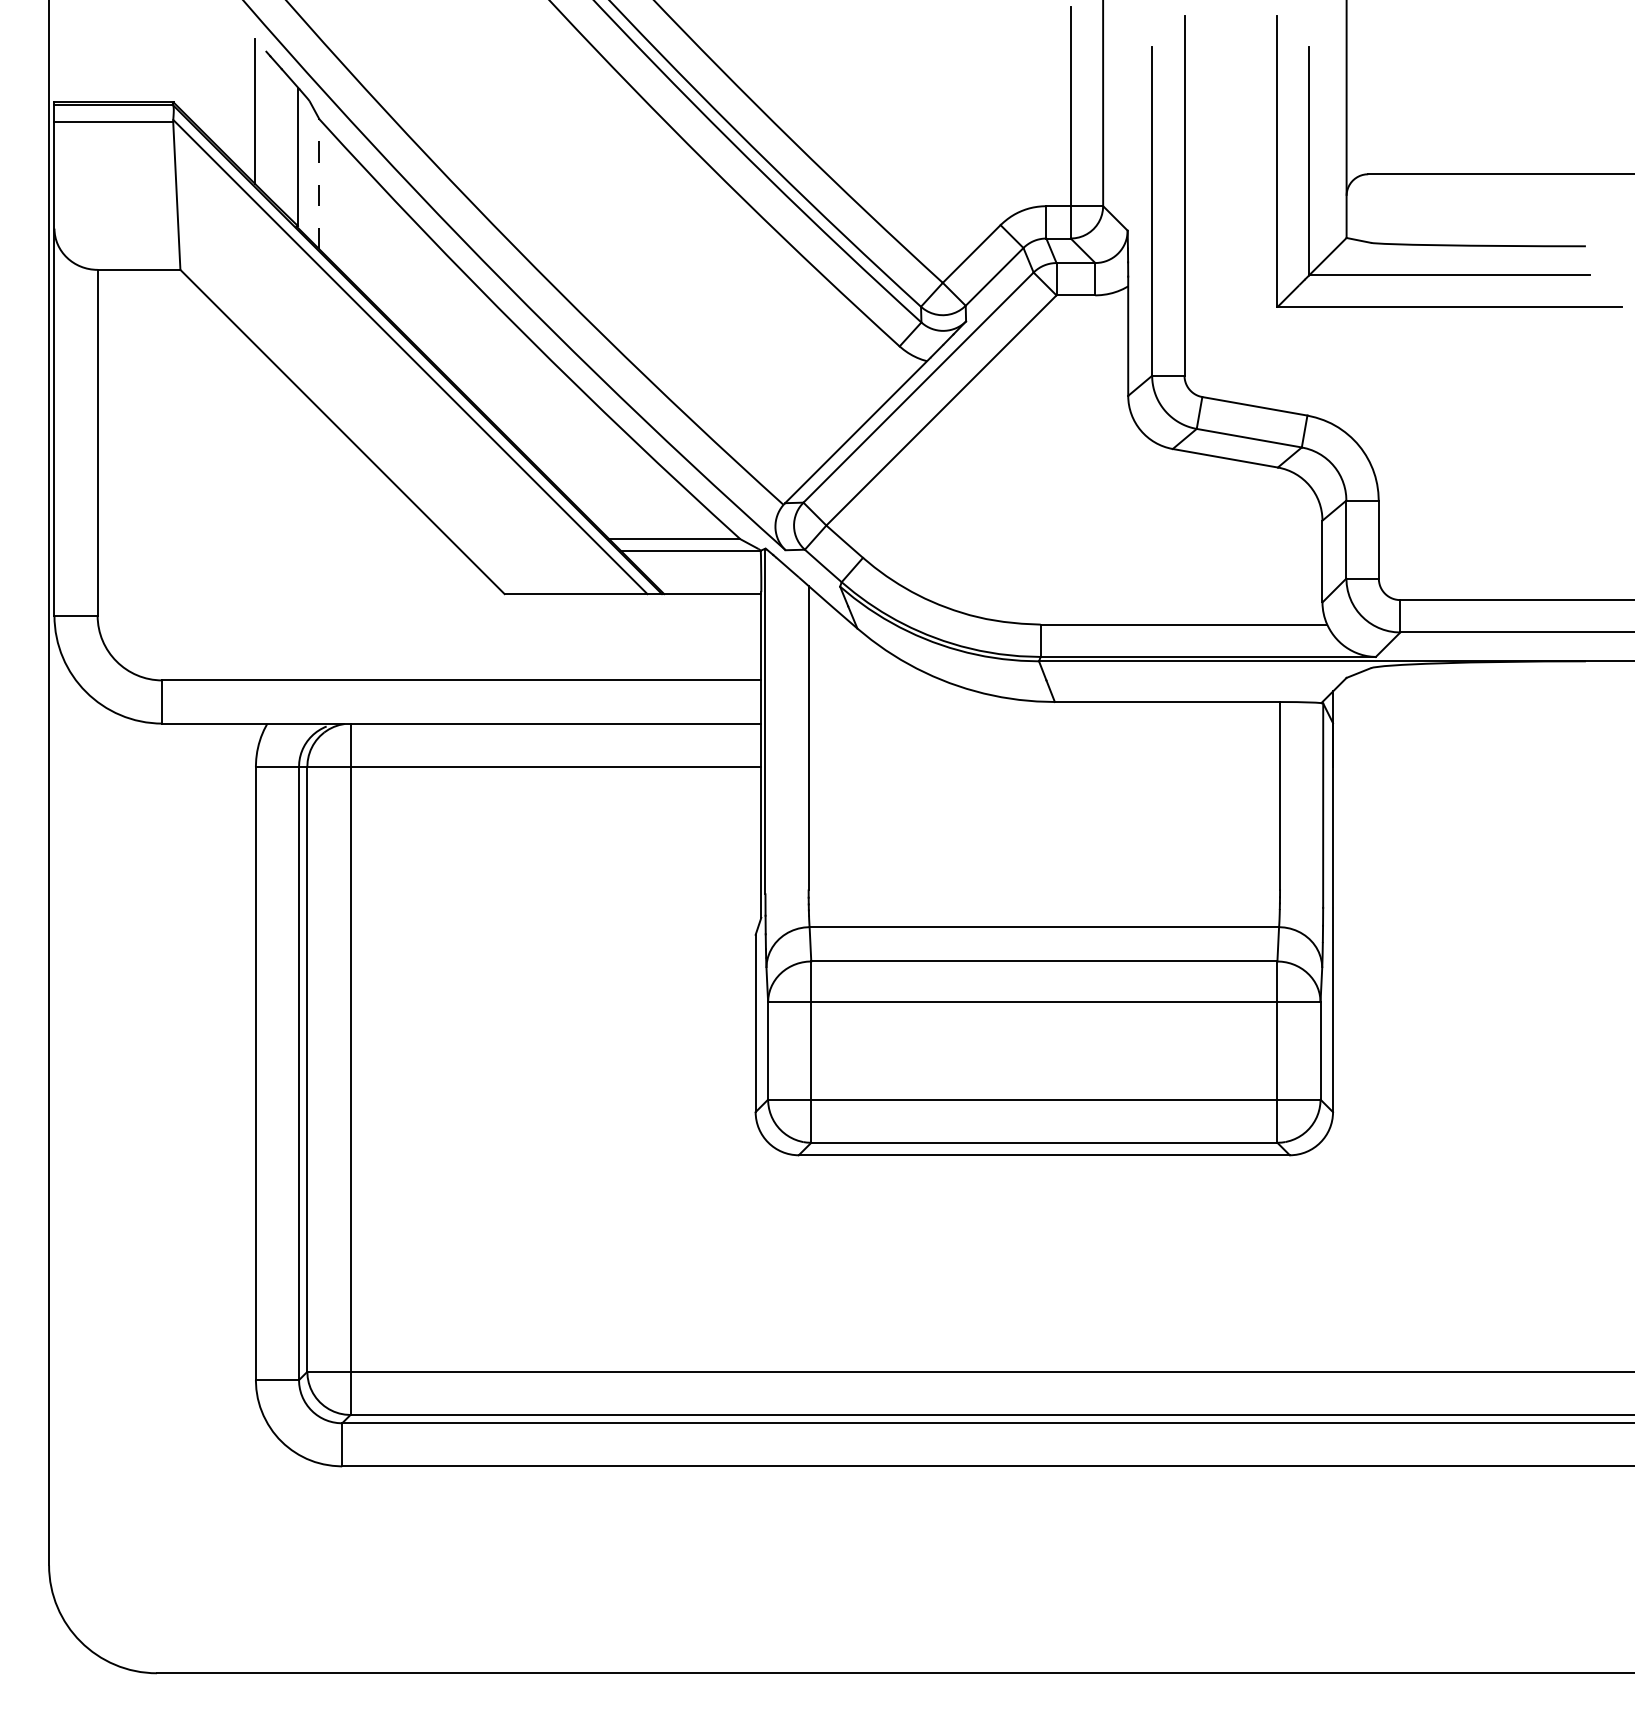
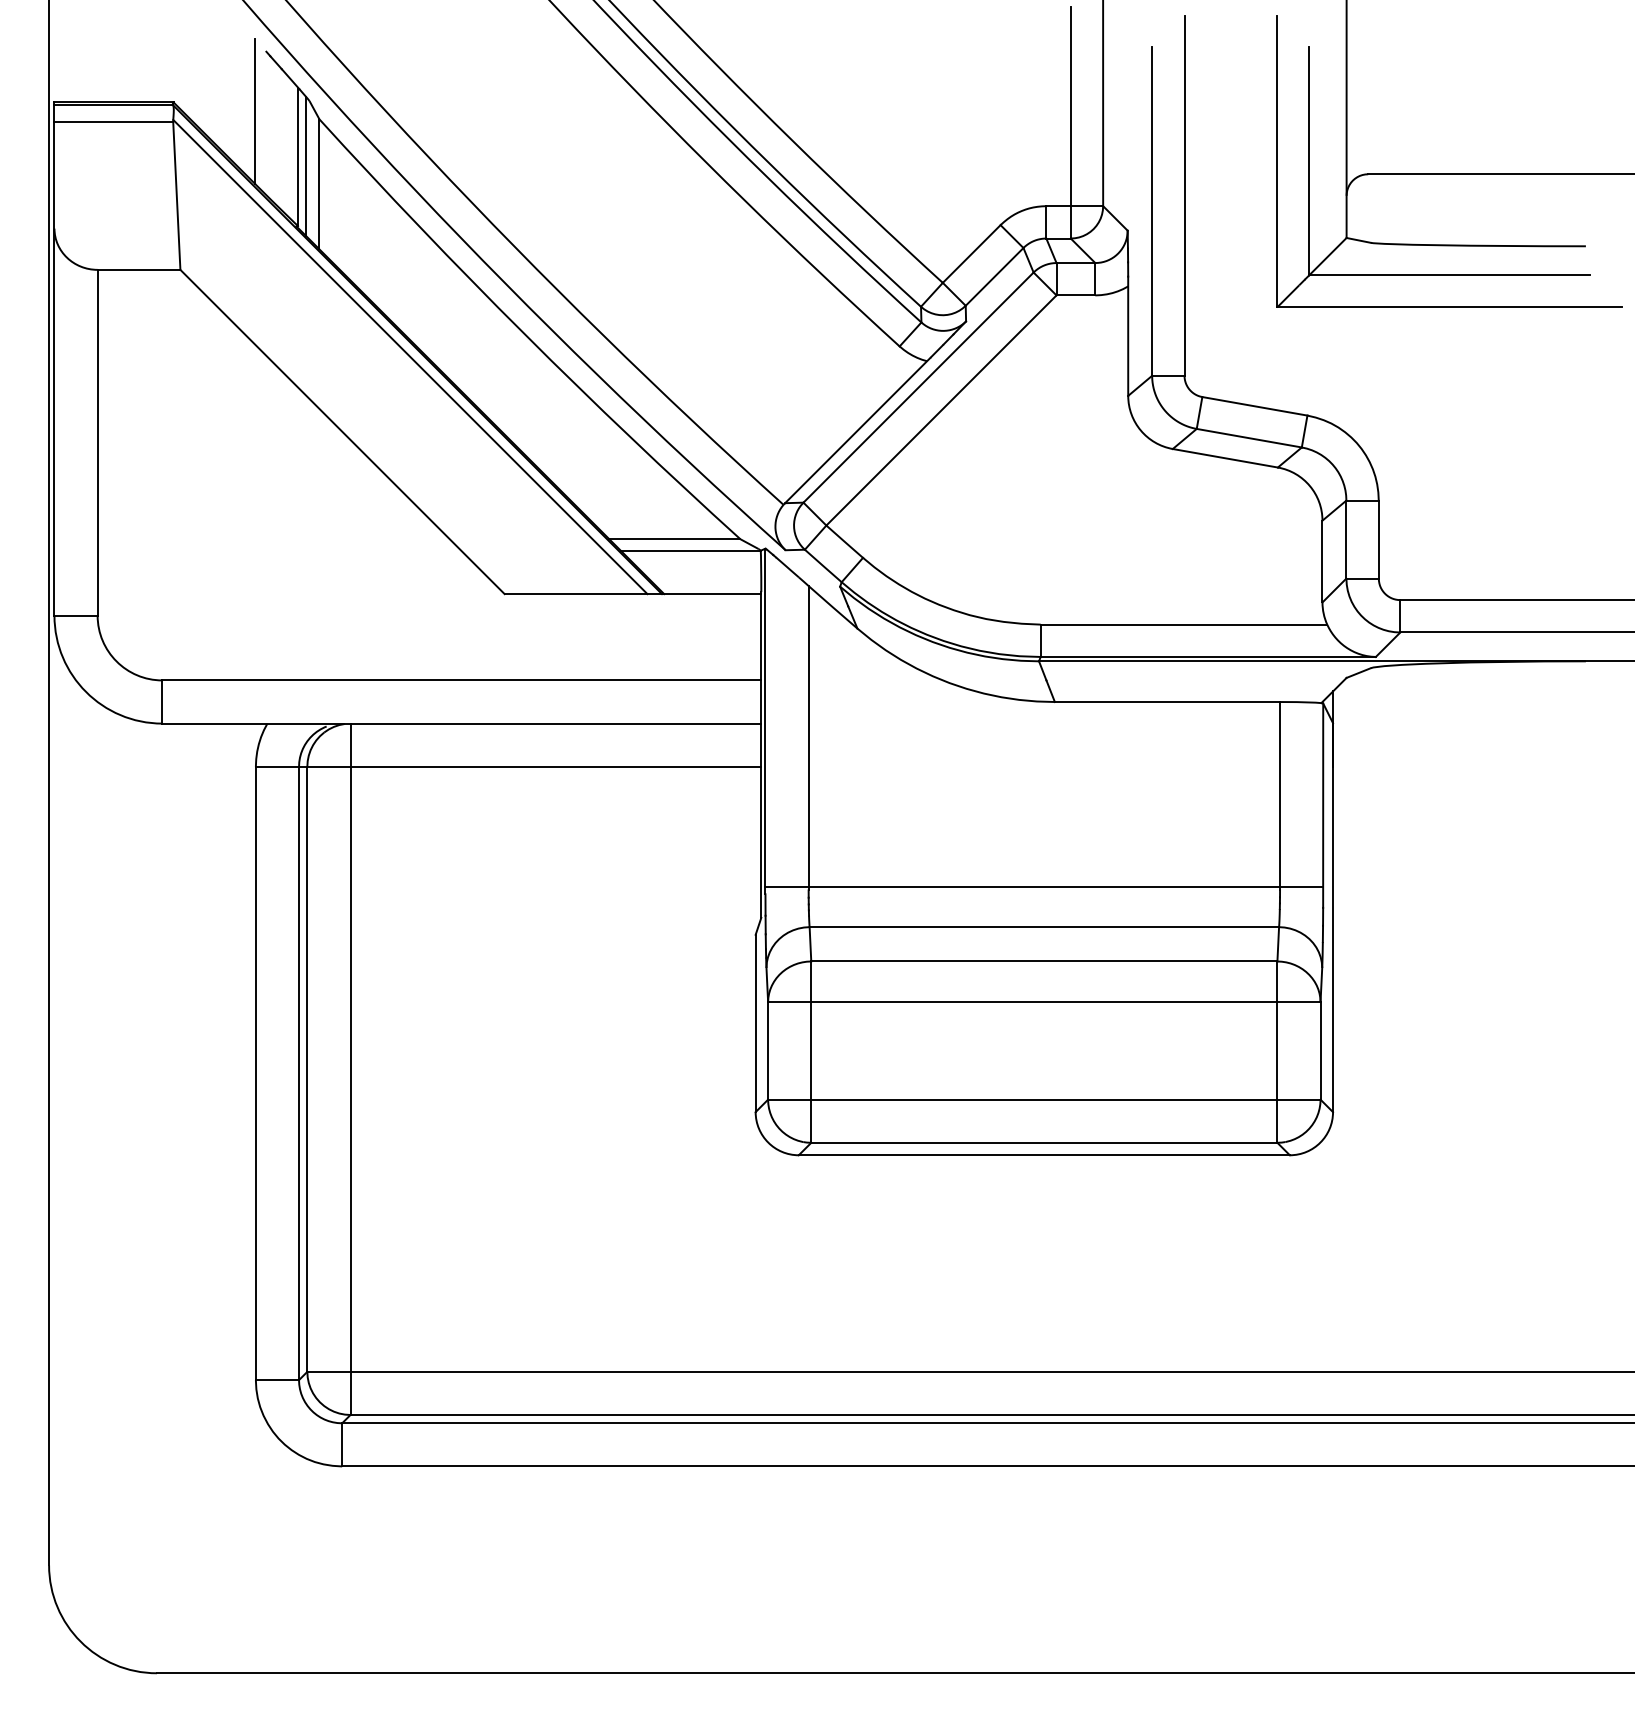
line: none -> present (306, 166)
line: dashed -> solid (319, 183)
line: none -> present (1044, 886)
